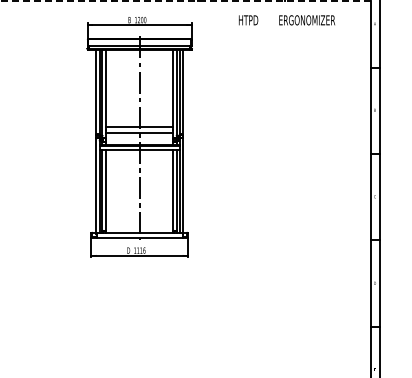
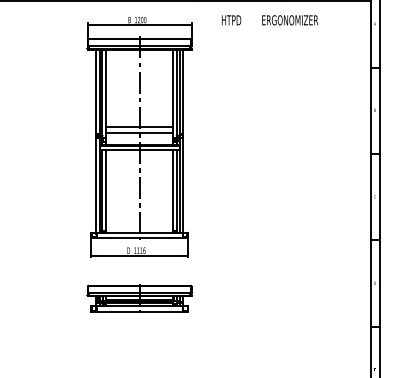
line: dashed -> solid (185, 0)
text position: (286, 20) -> (269, 20) (269, 20)
part: none -> present (139, 298)
